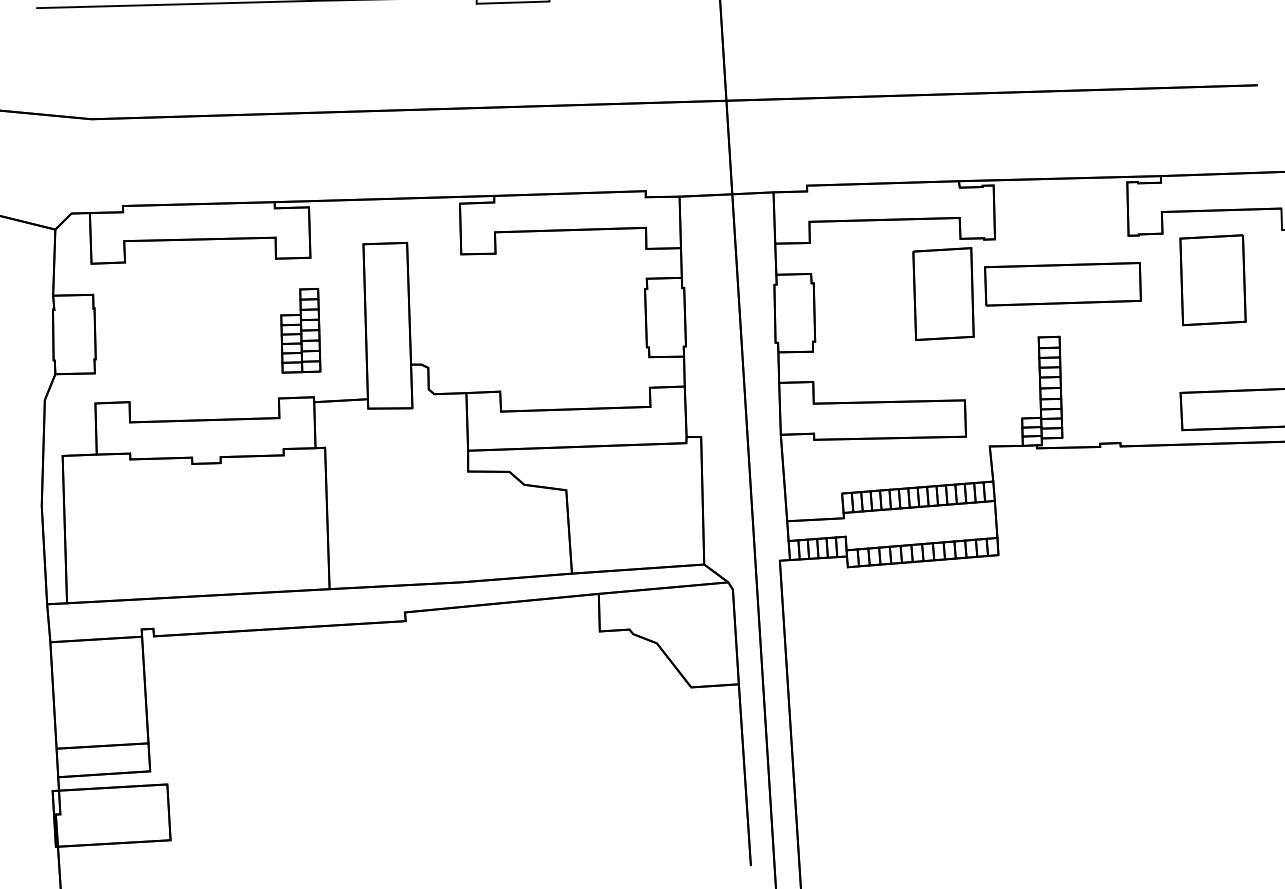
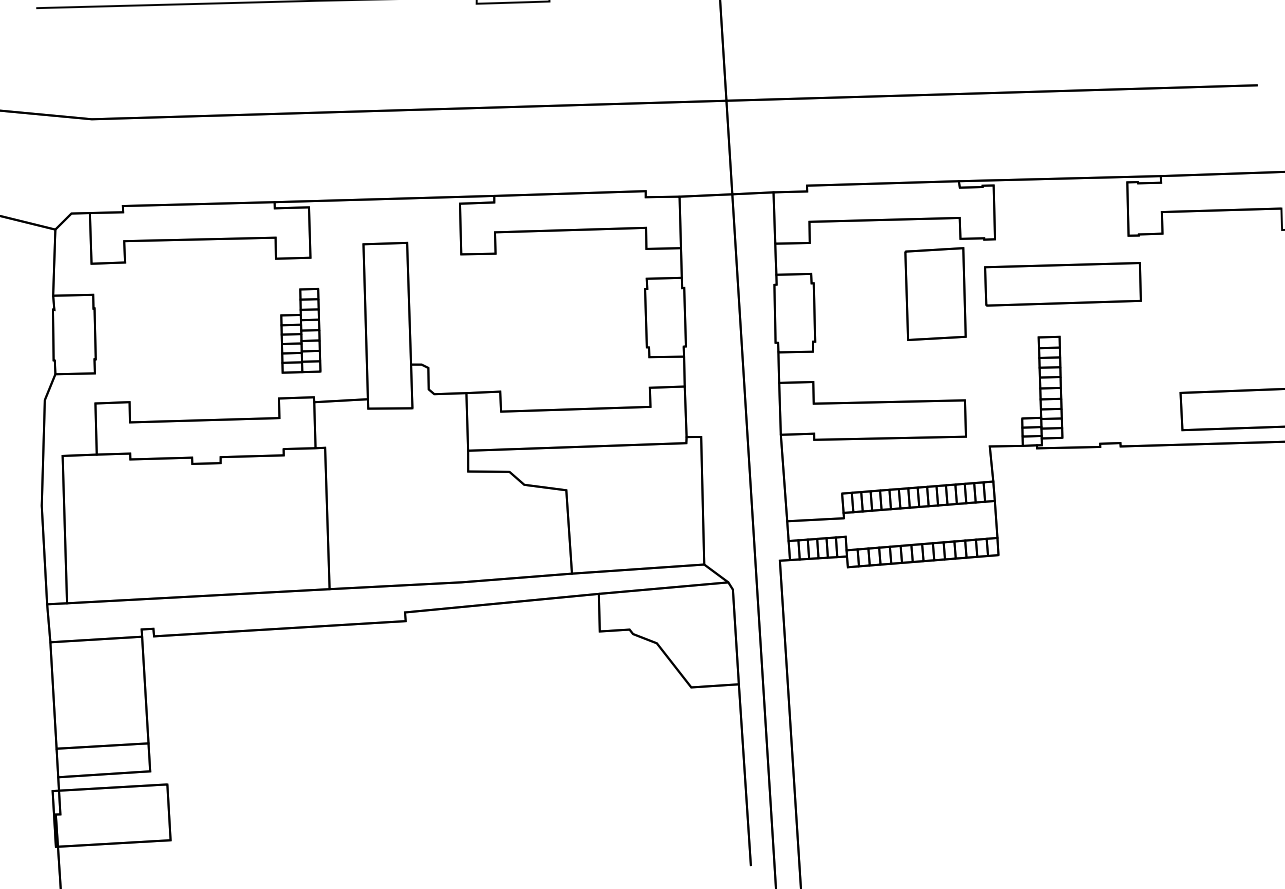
part: present -> none (1212, 280)
part position: (943, 293) -> (935, 293) (935, 293)
